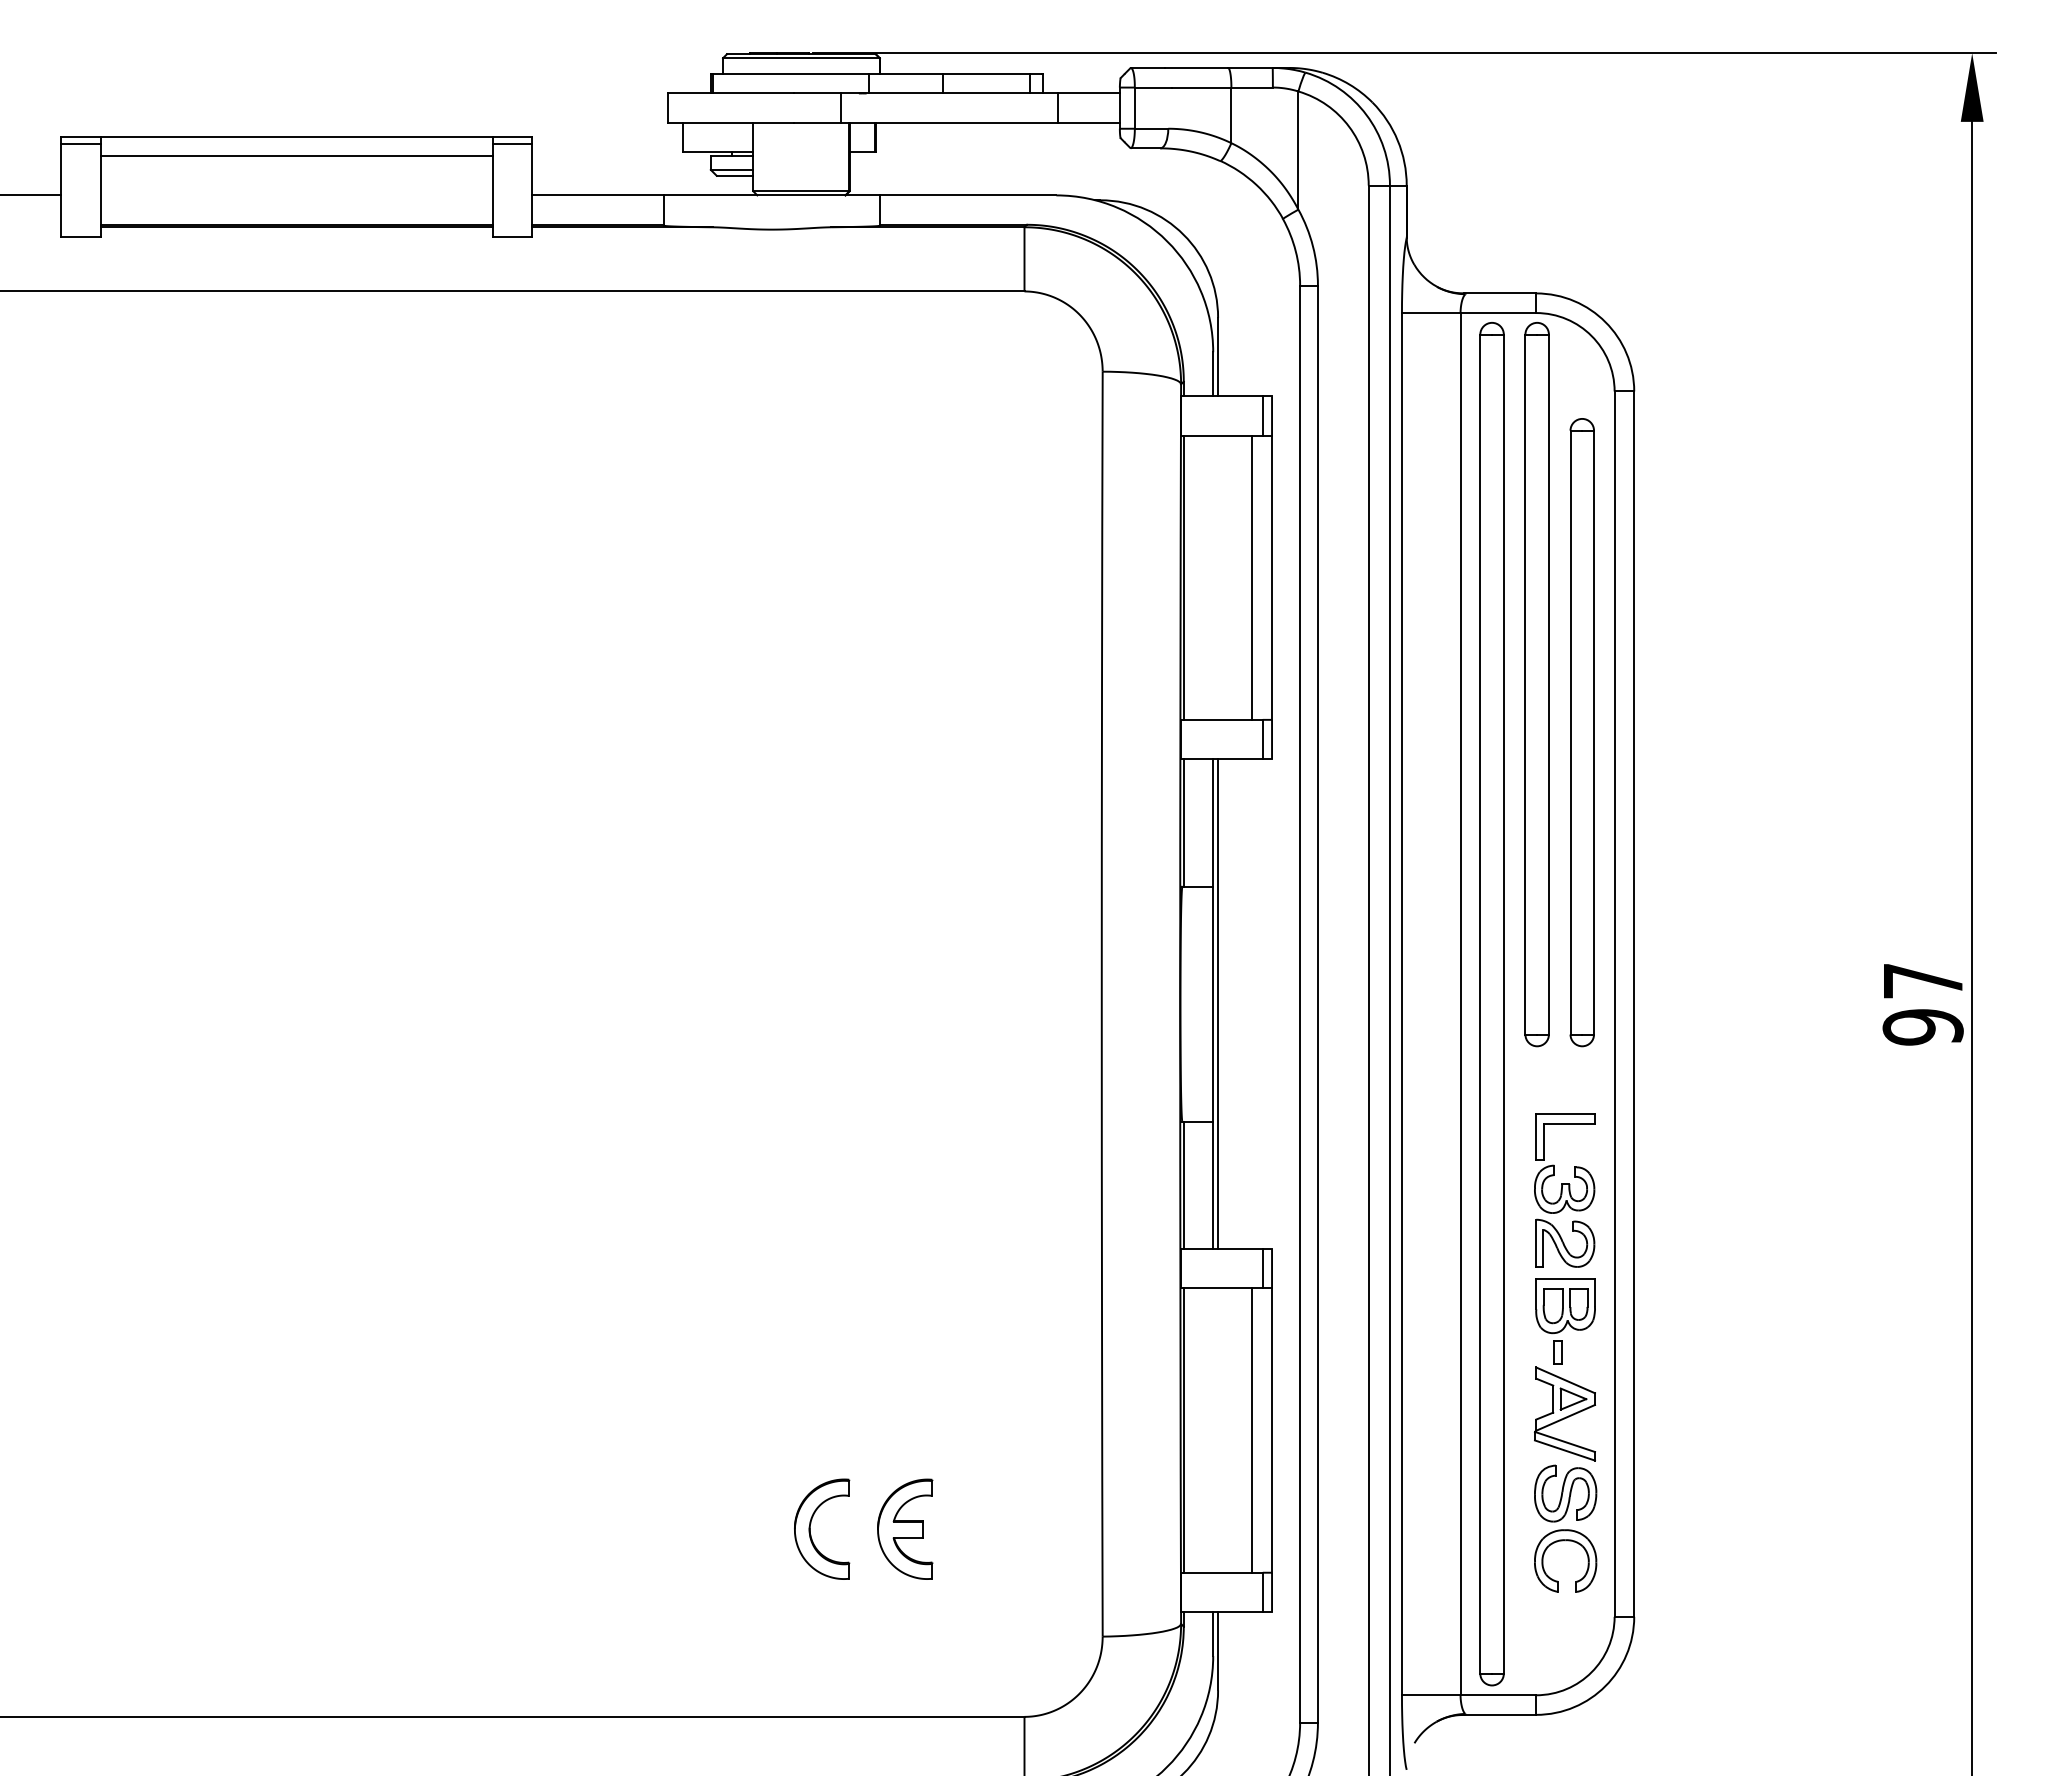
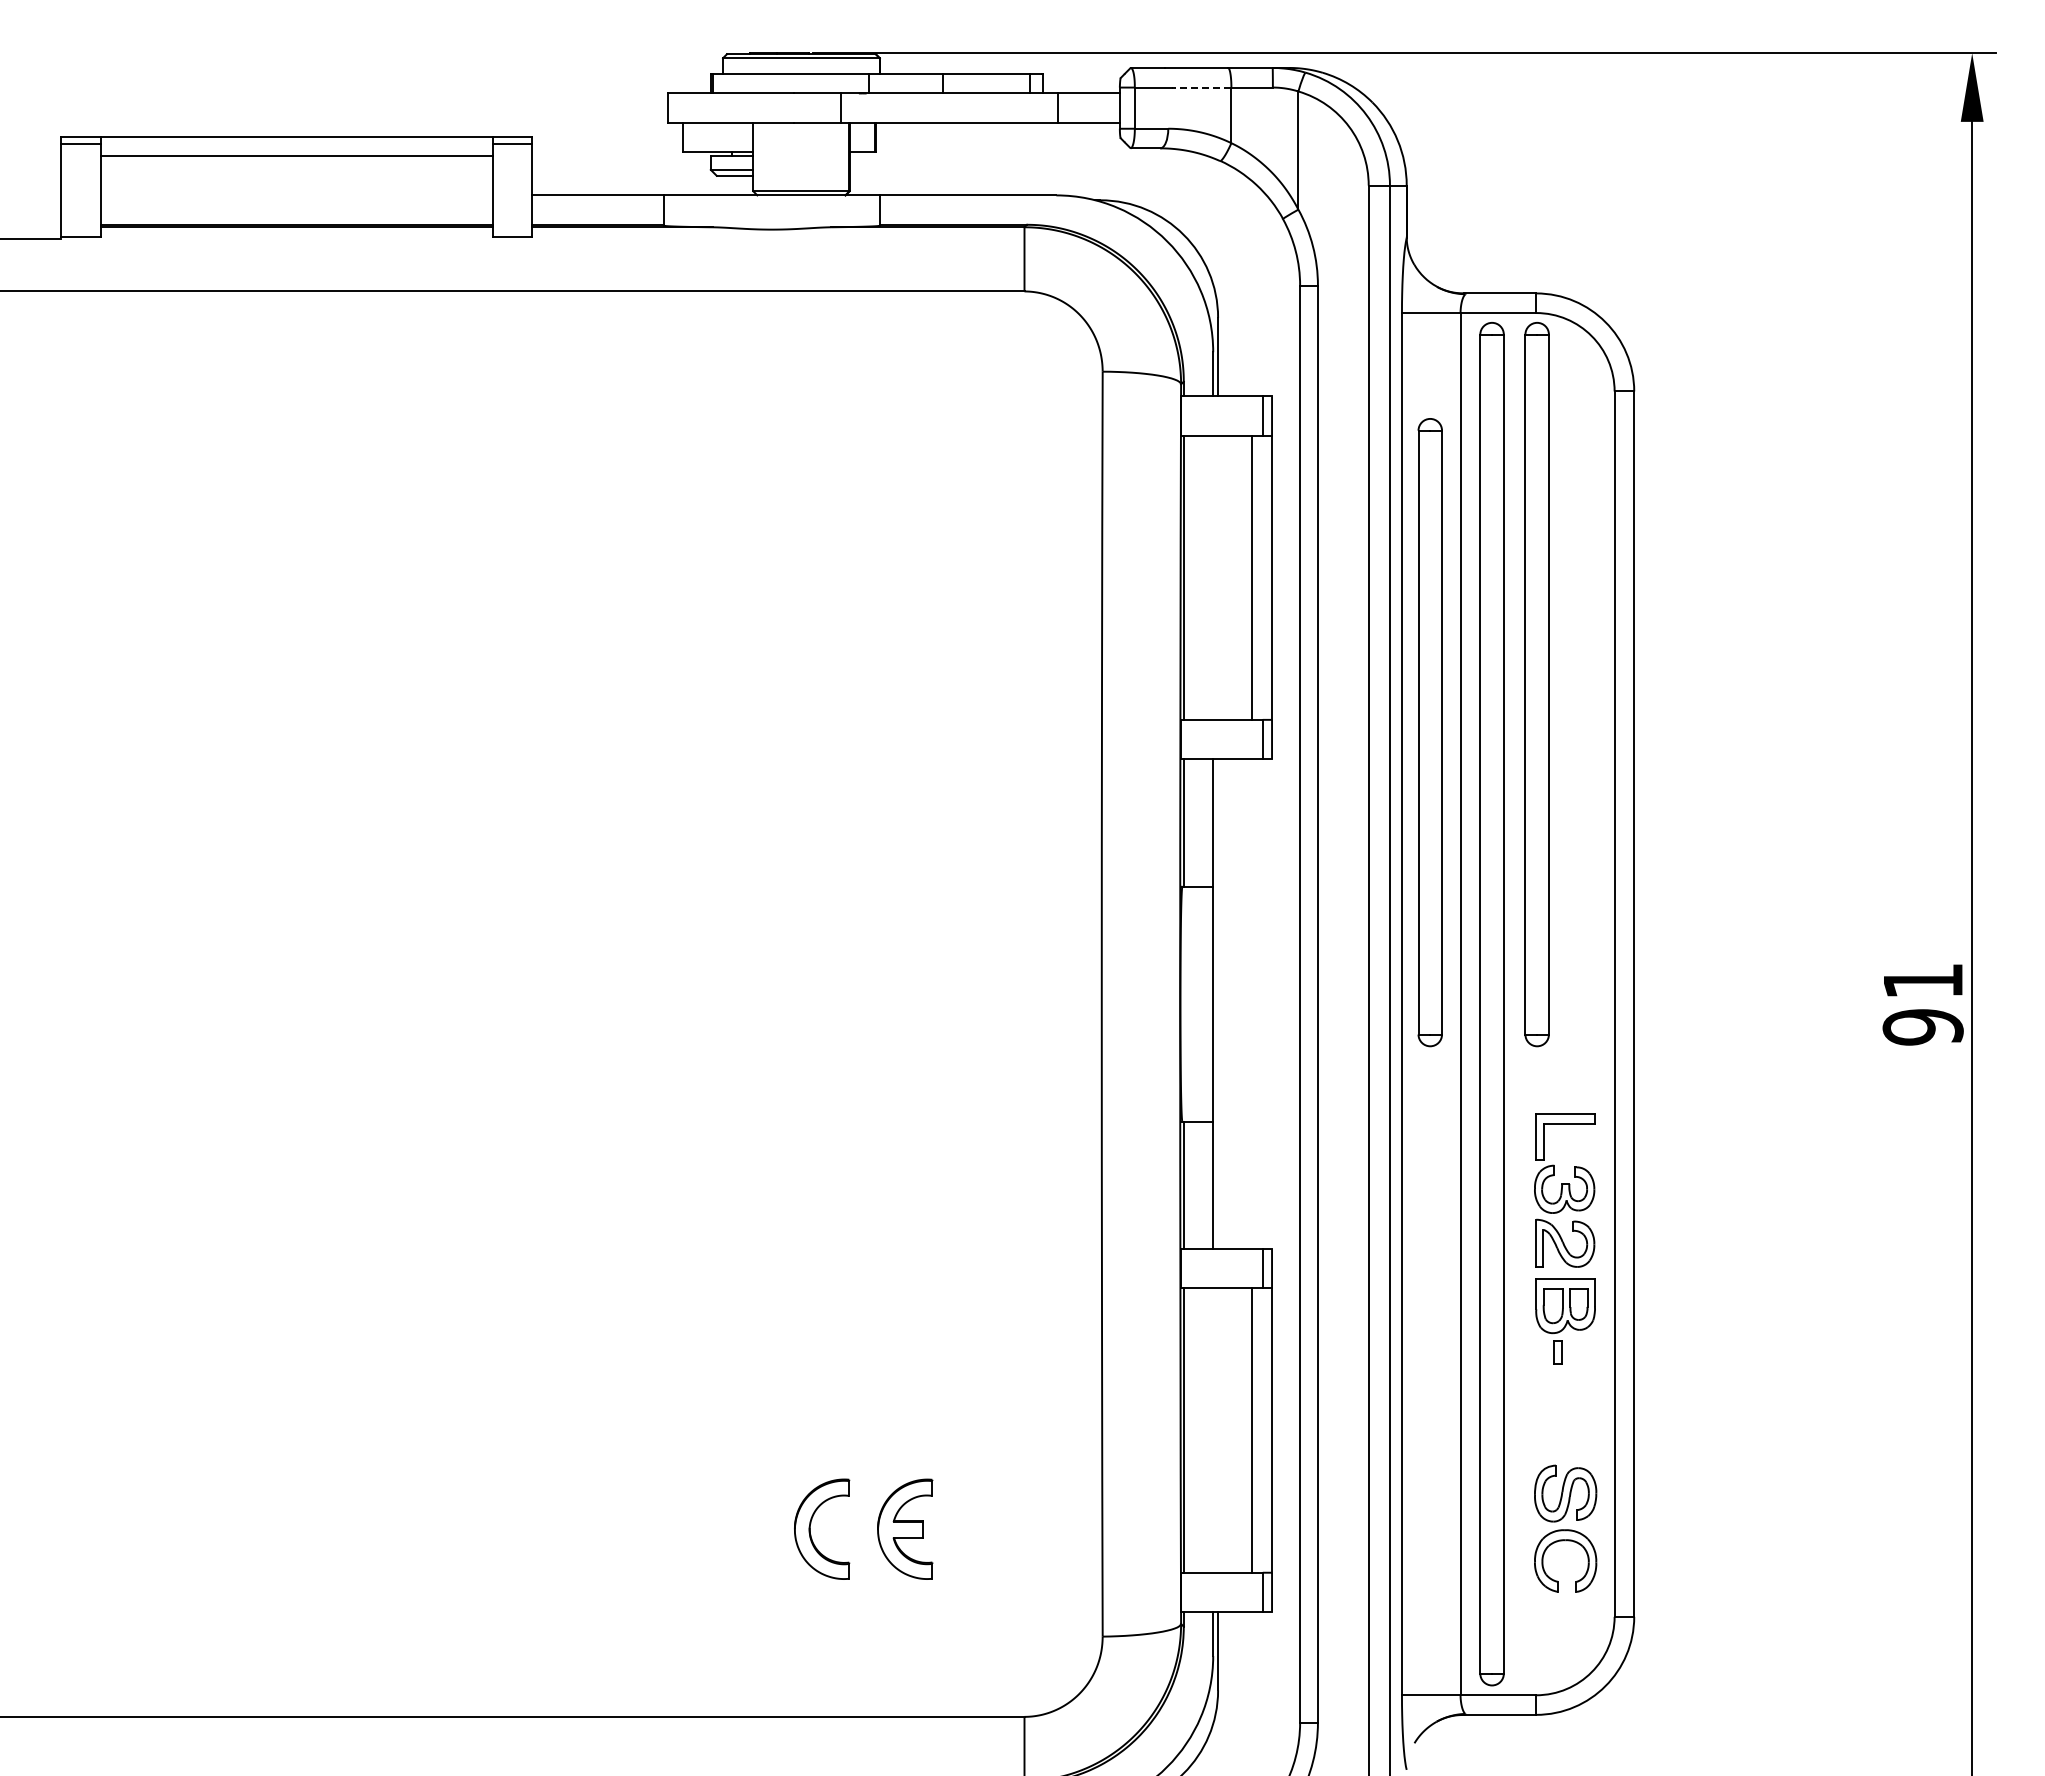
line: solid -> dashed (1201, 87)
line position: (31, 195) -> (31, 239) (31, 239)
part position: (1581, 732) -> (1429, 732) (1429, 732)
text: 97 -> 91 (1923, 981)
line: present -> none (1218, 1004)
part: present -> none (1564, 1413)
